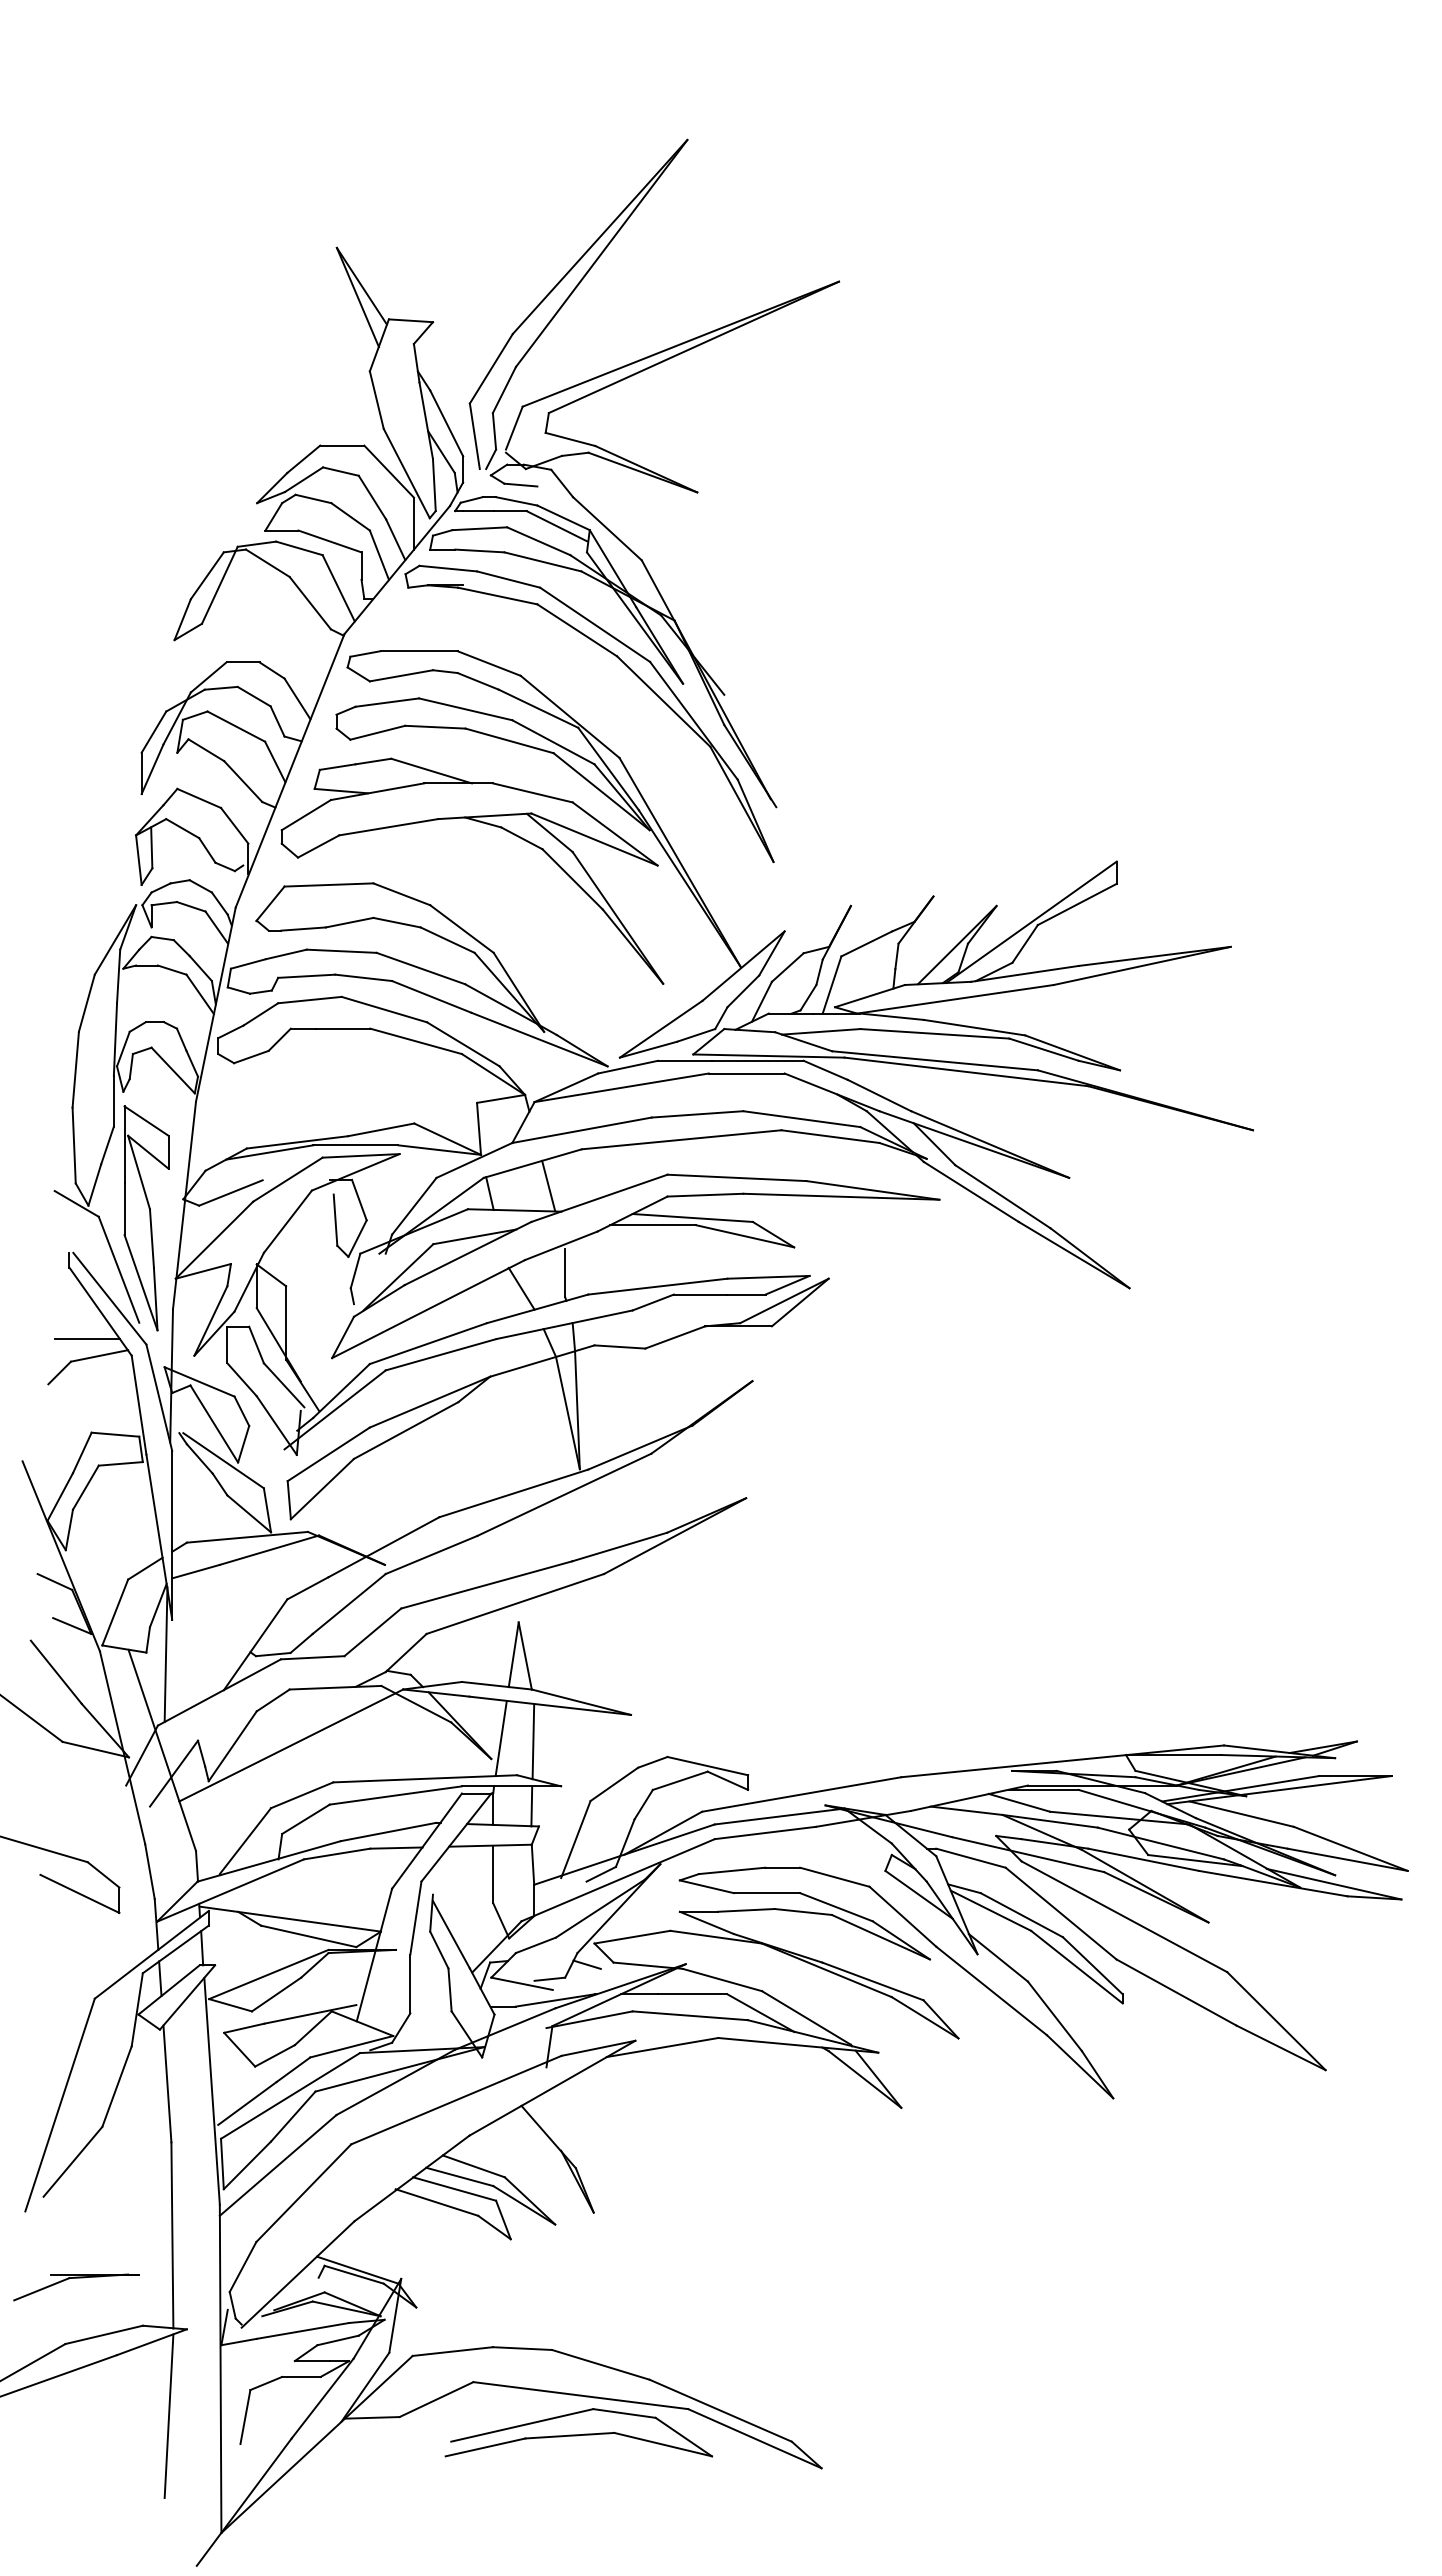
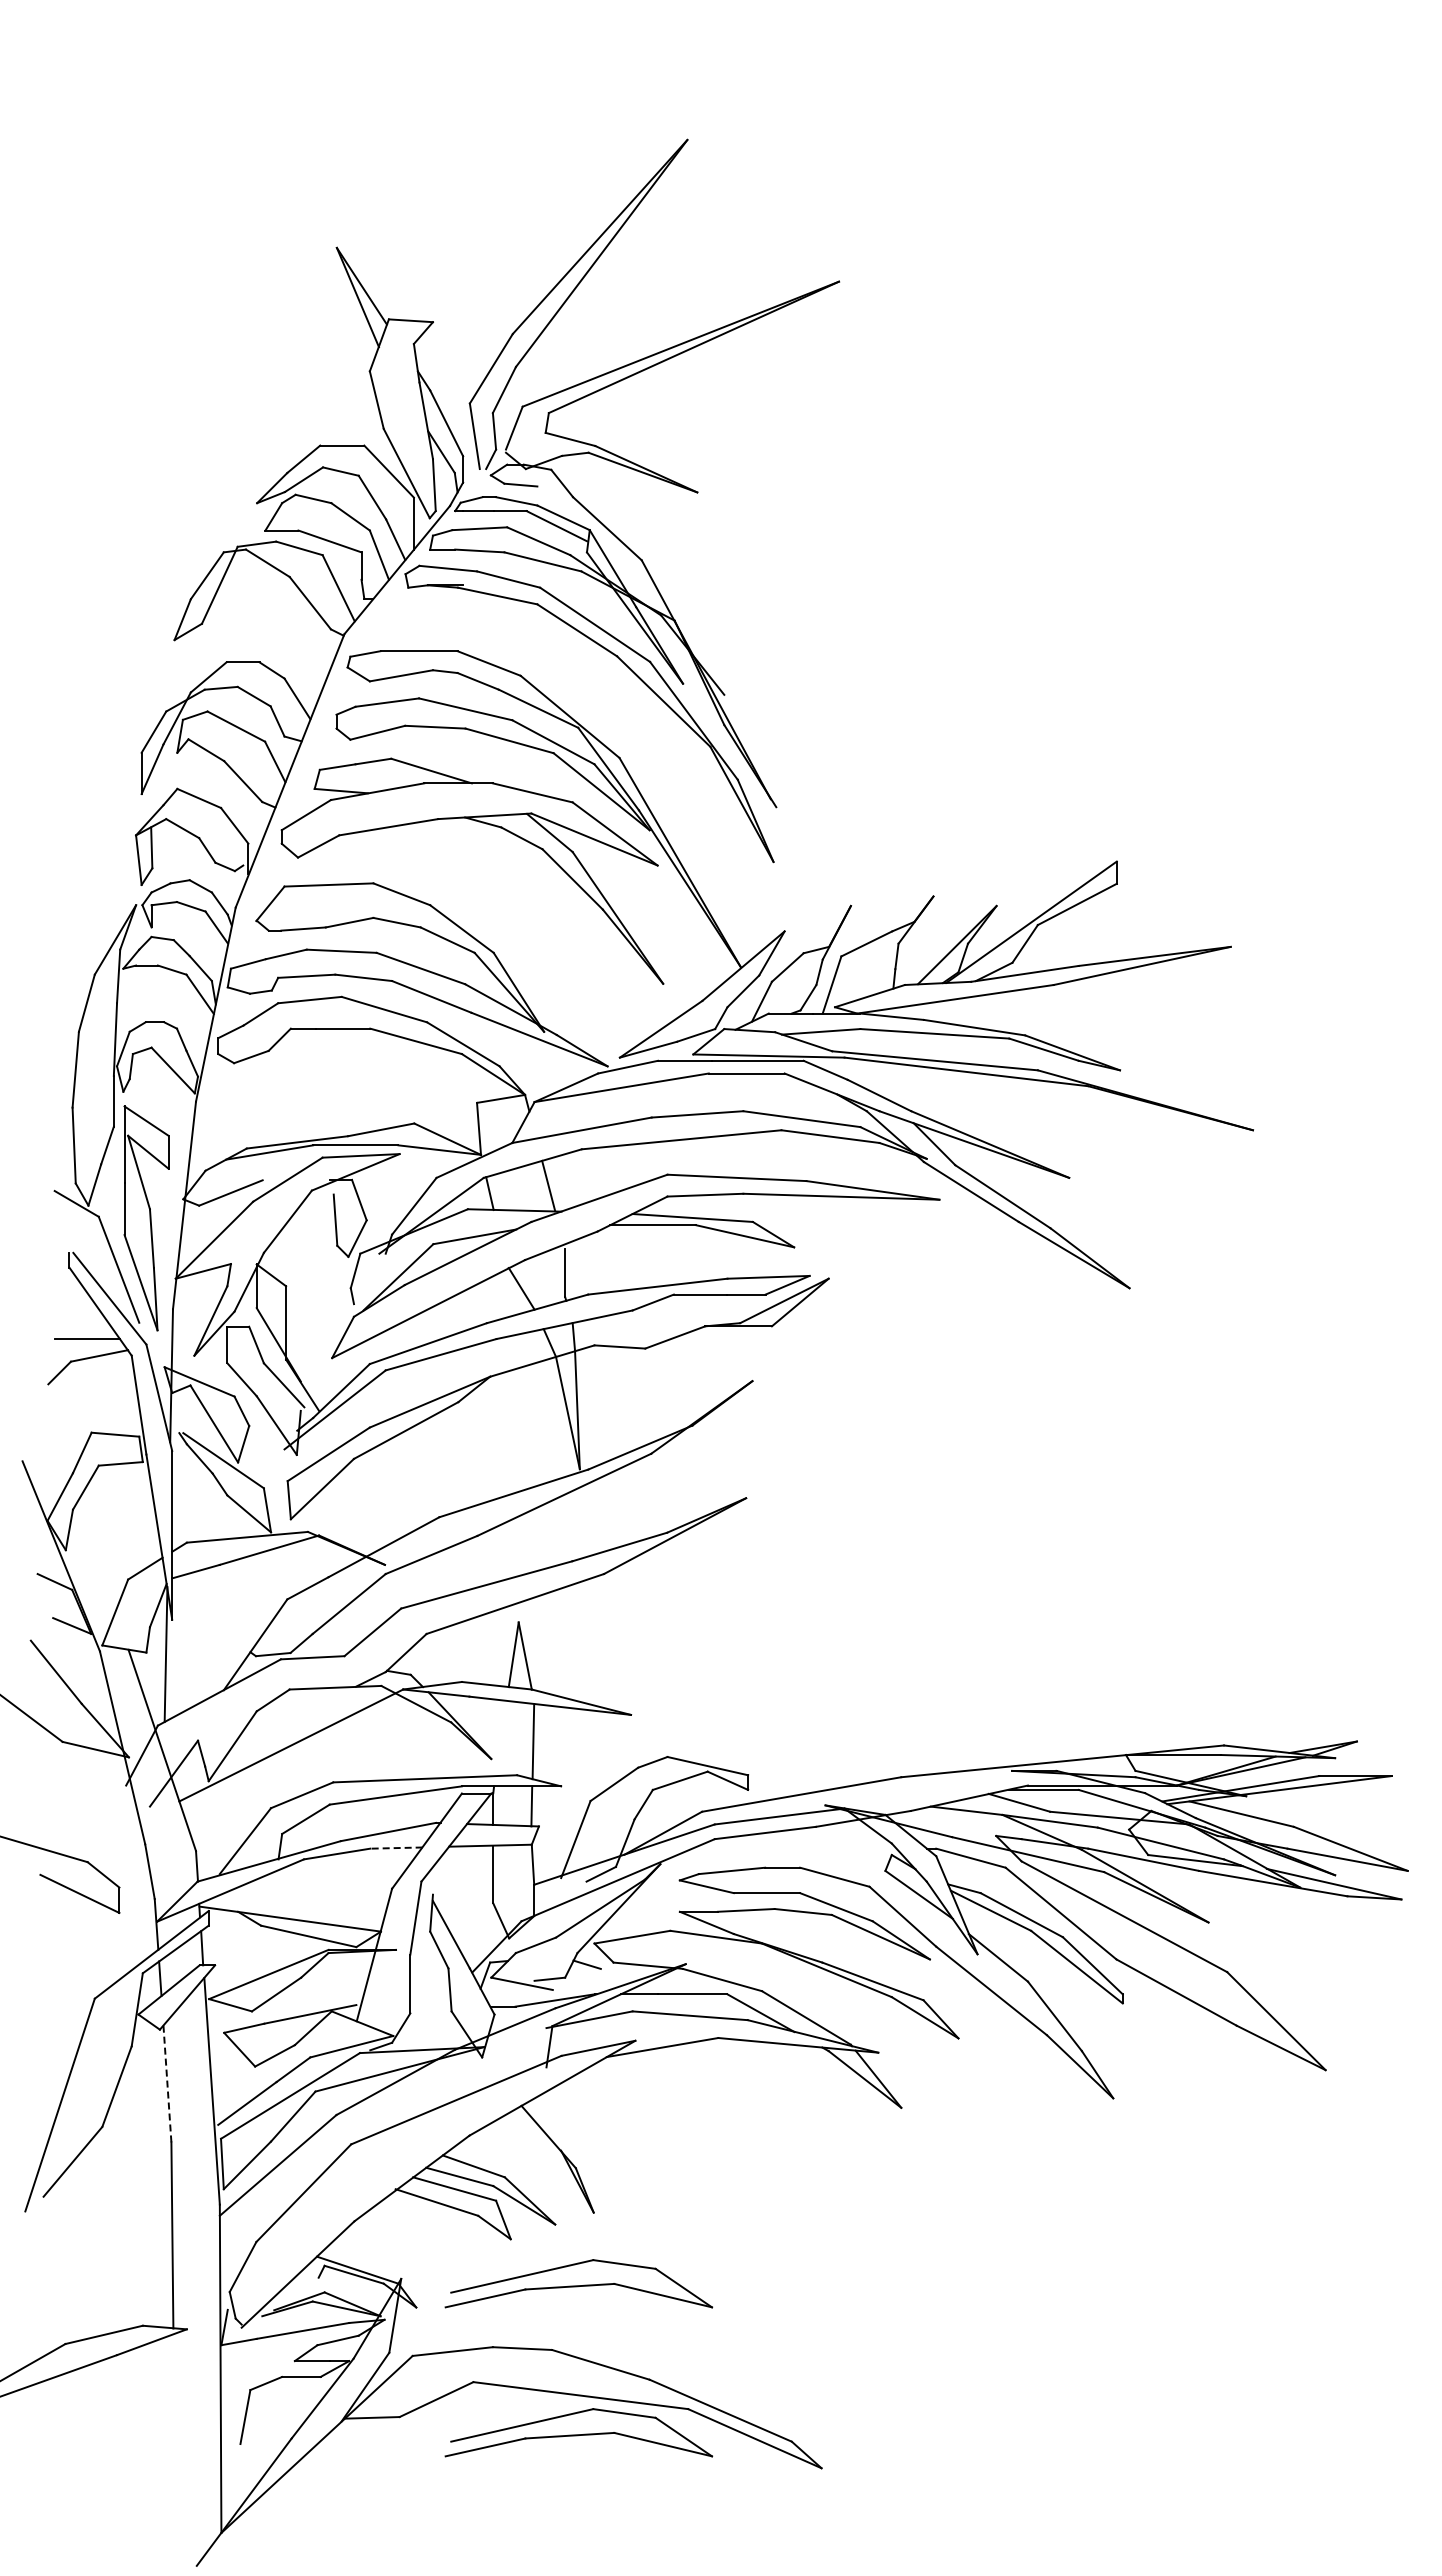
line: present -> none (500, 1738)
line: solid -> dashed (395, 1848)
line: solid -> dashed (167, 2084)
part: present -> none (76, 2278)
part: none -> present (578, 2283)
line: present -> none (168, 2416)
